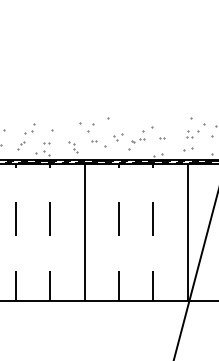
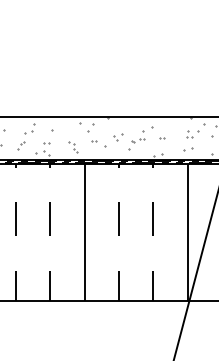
line: none -> present (108, 117)
